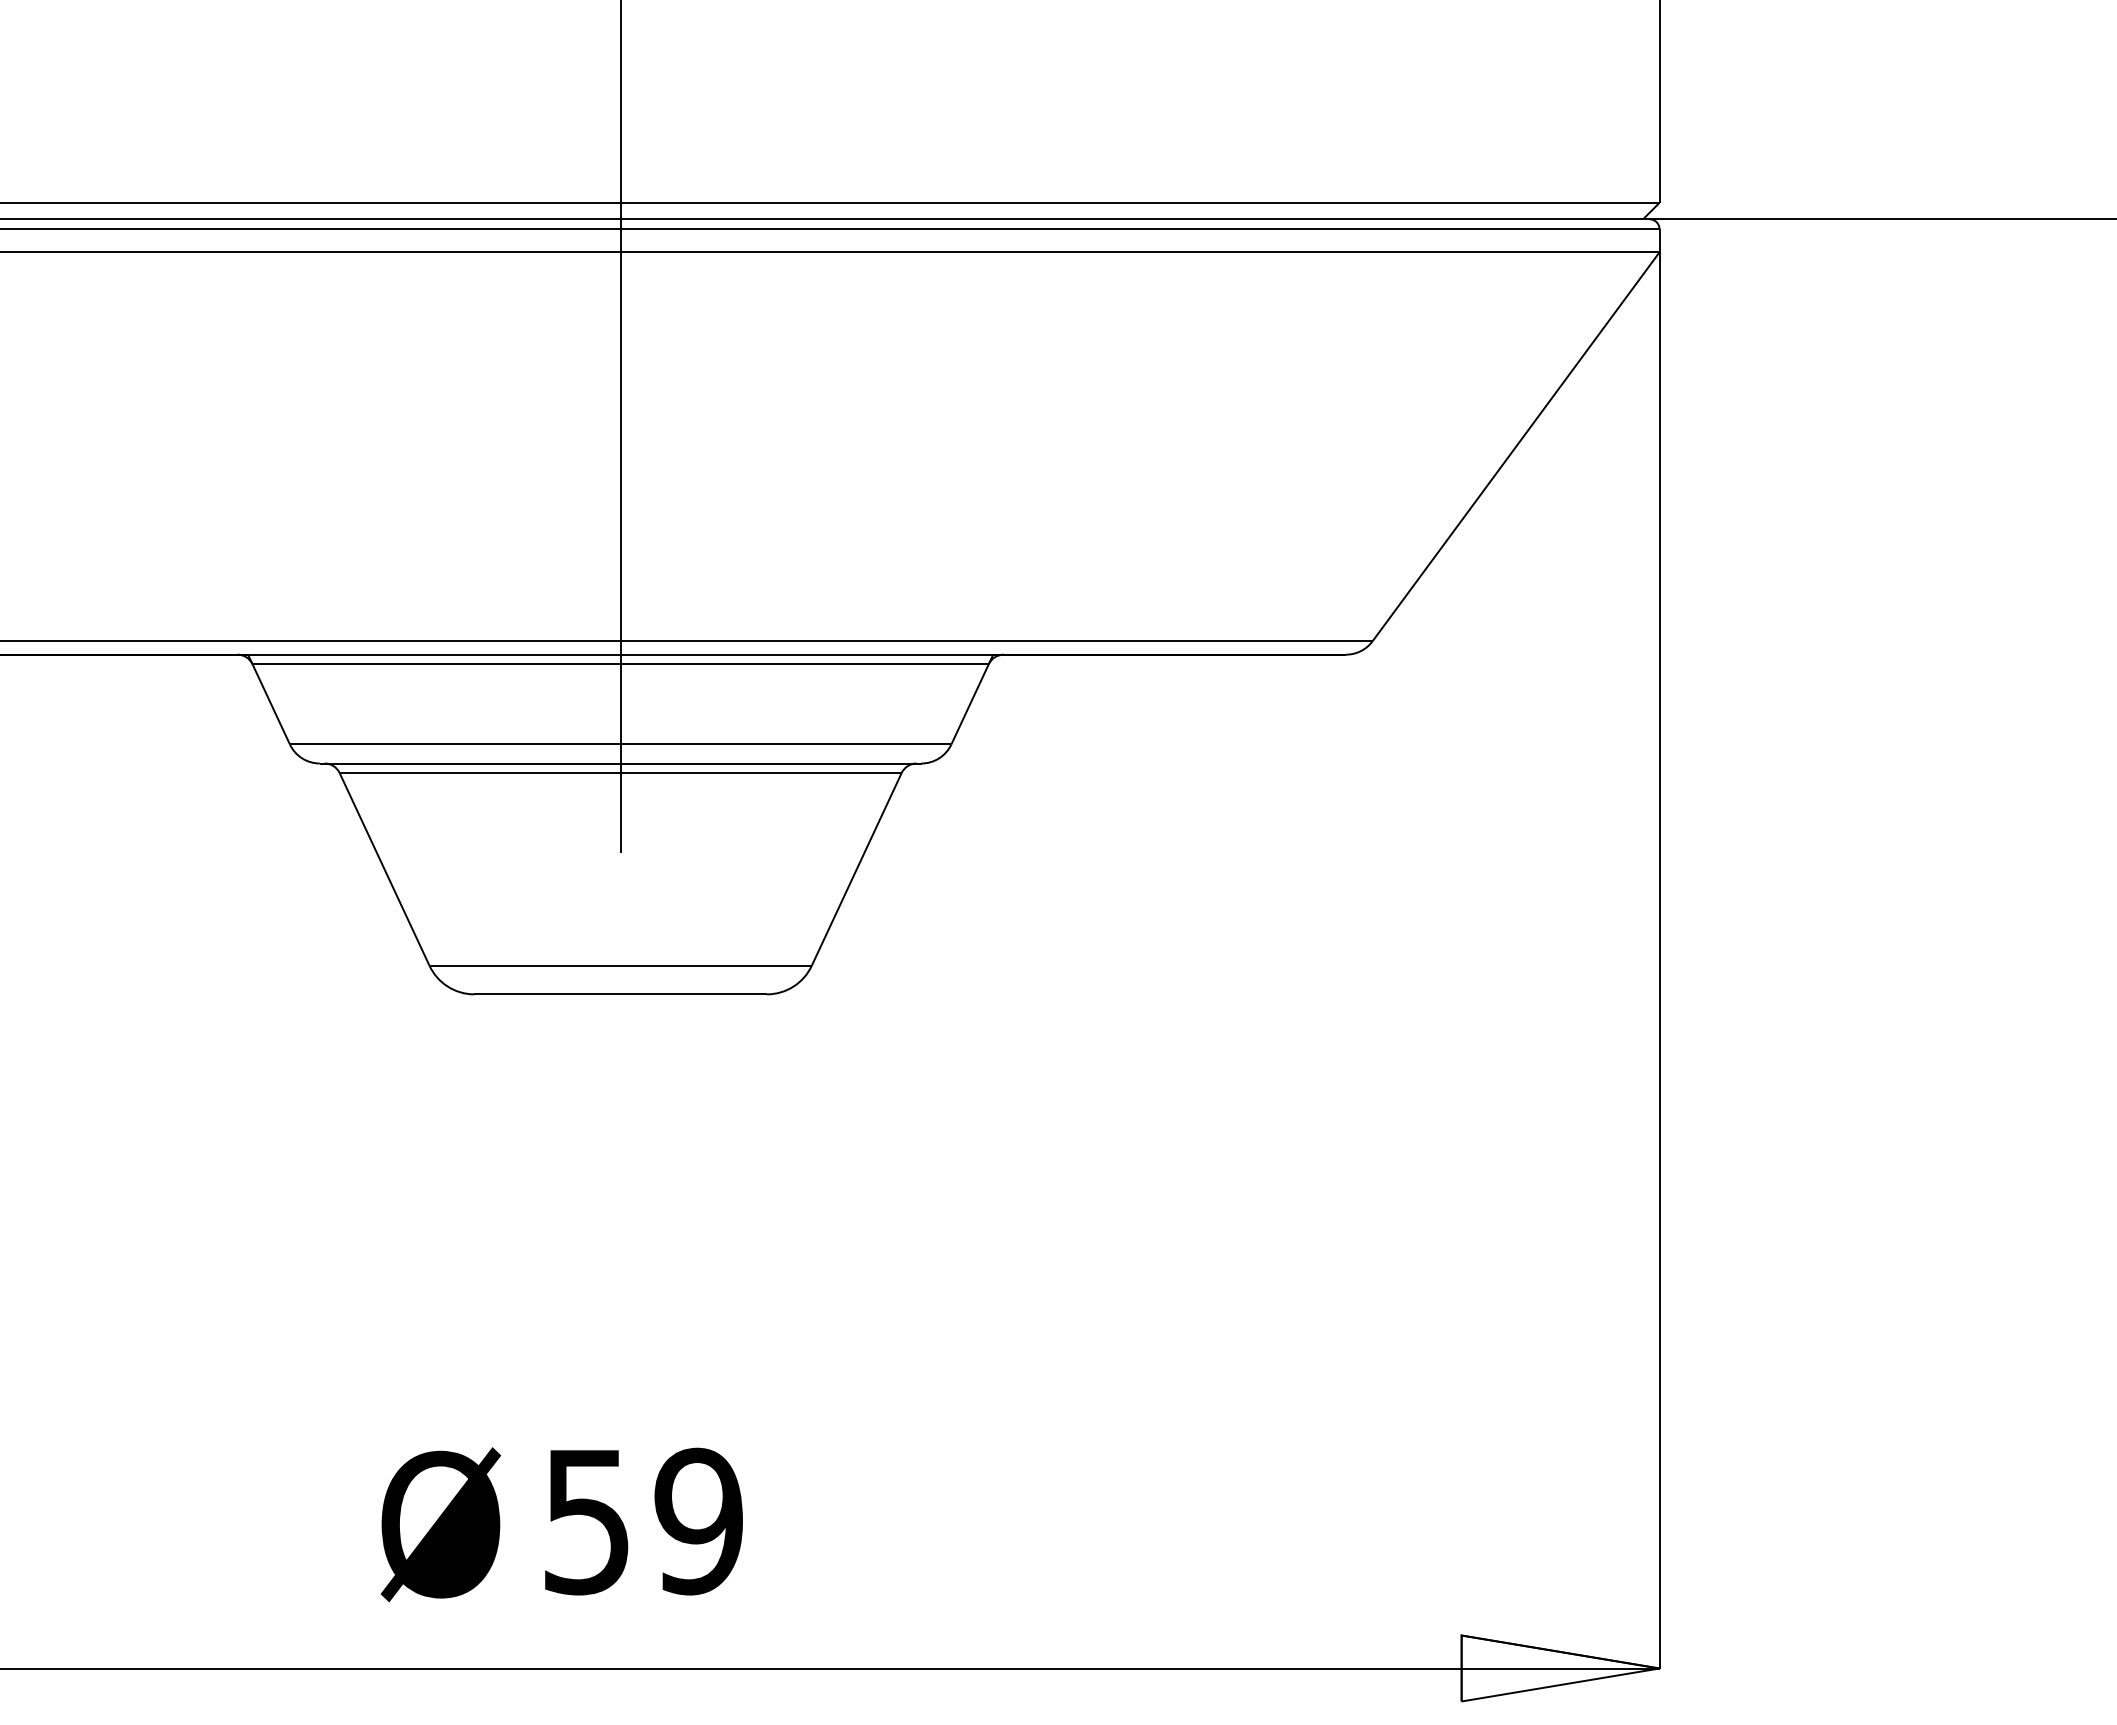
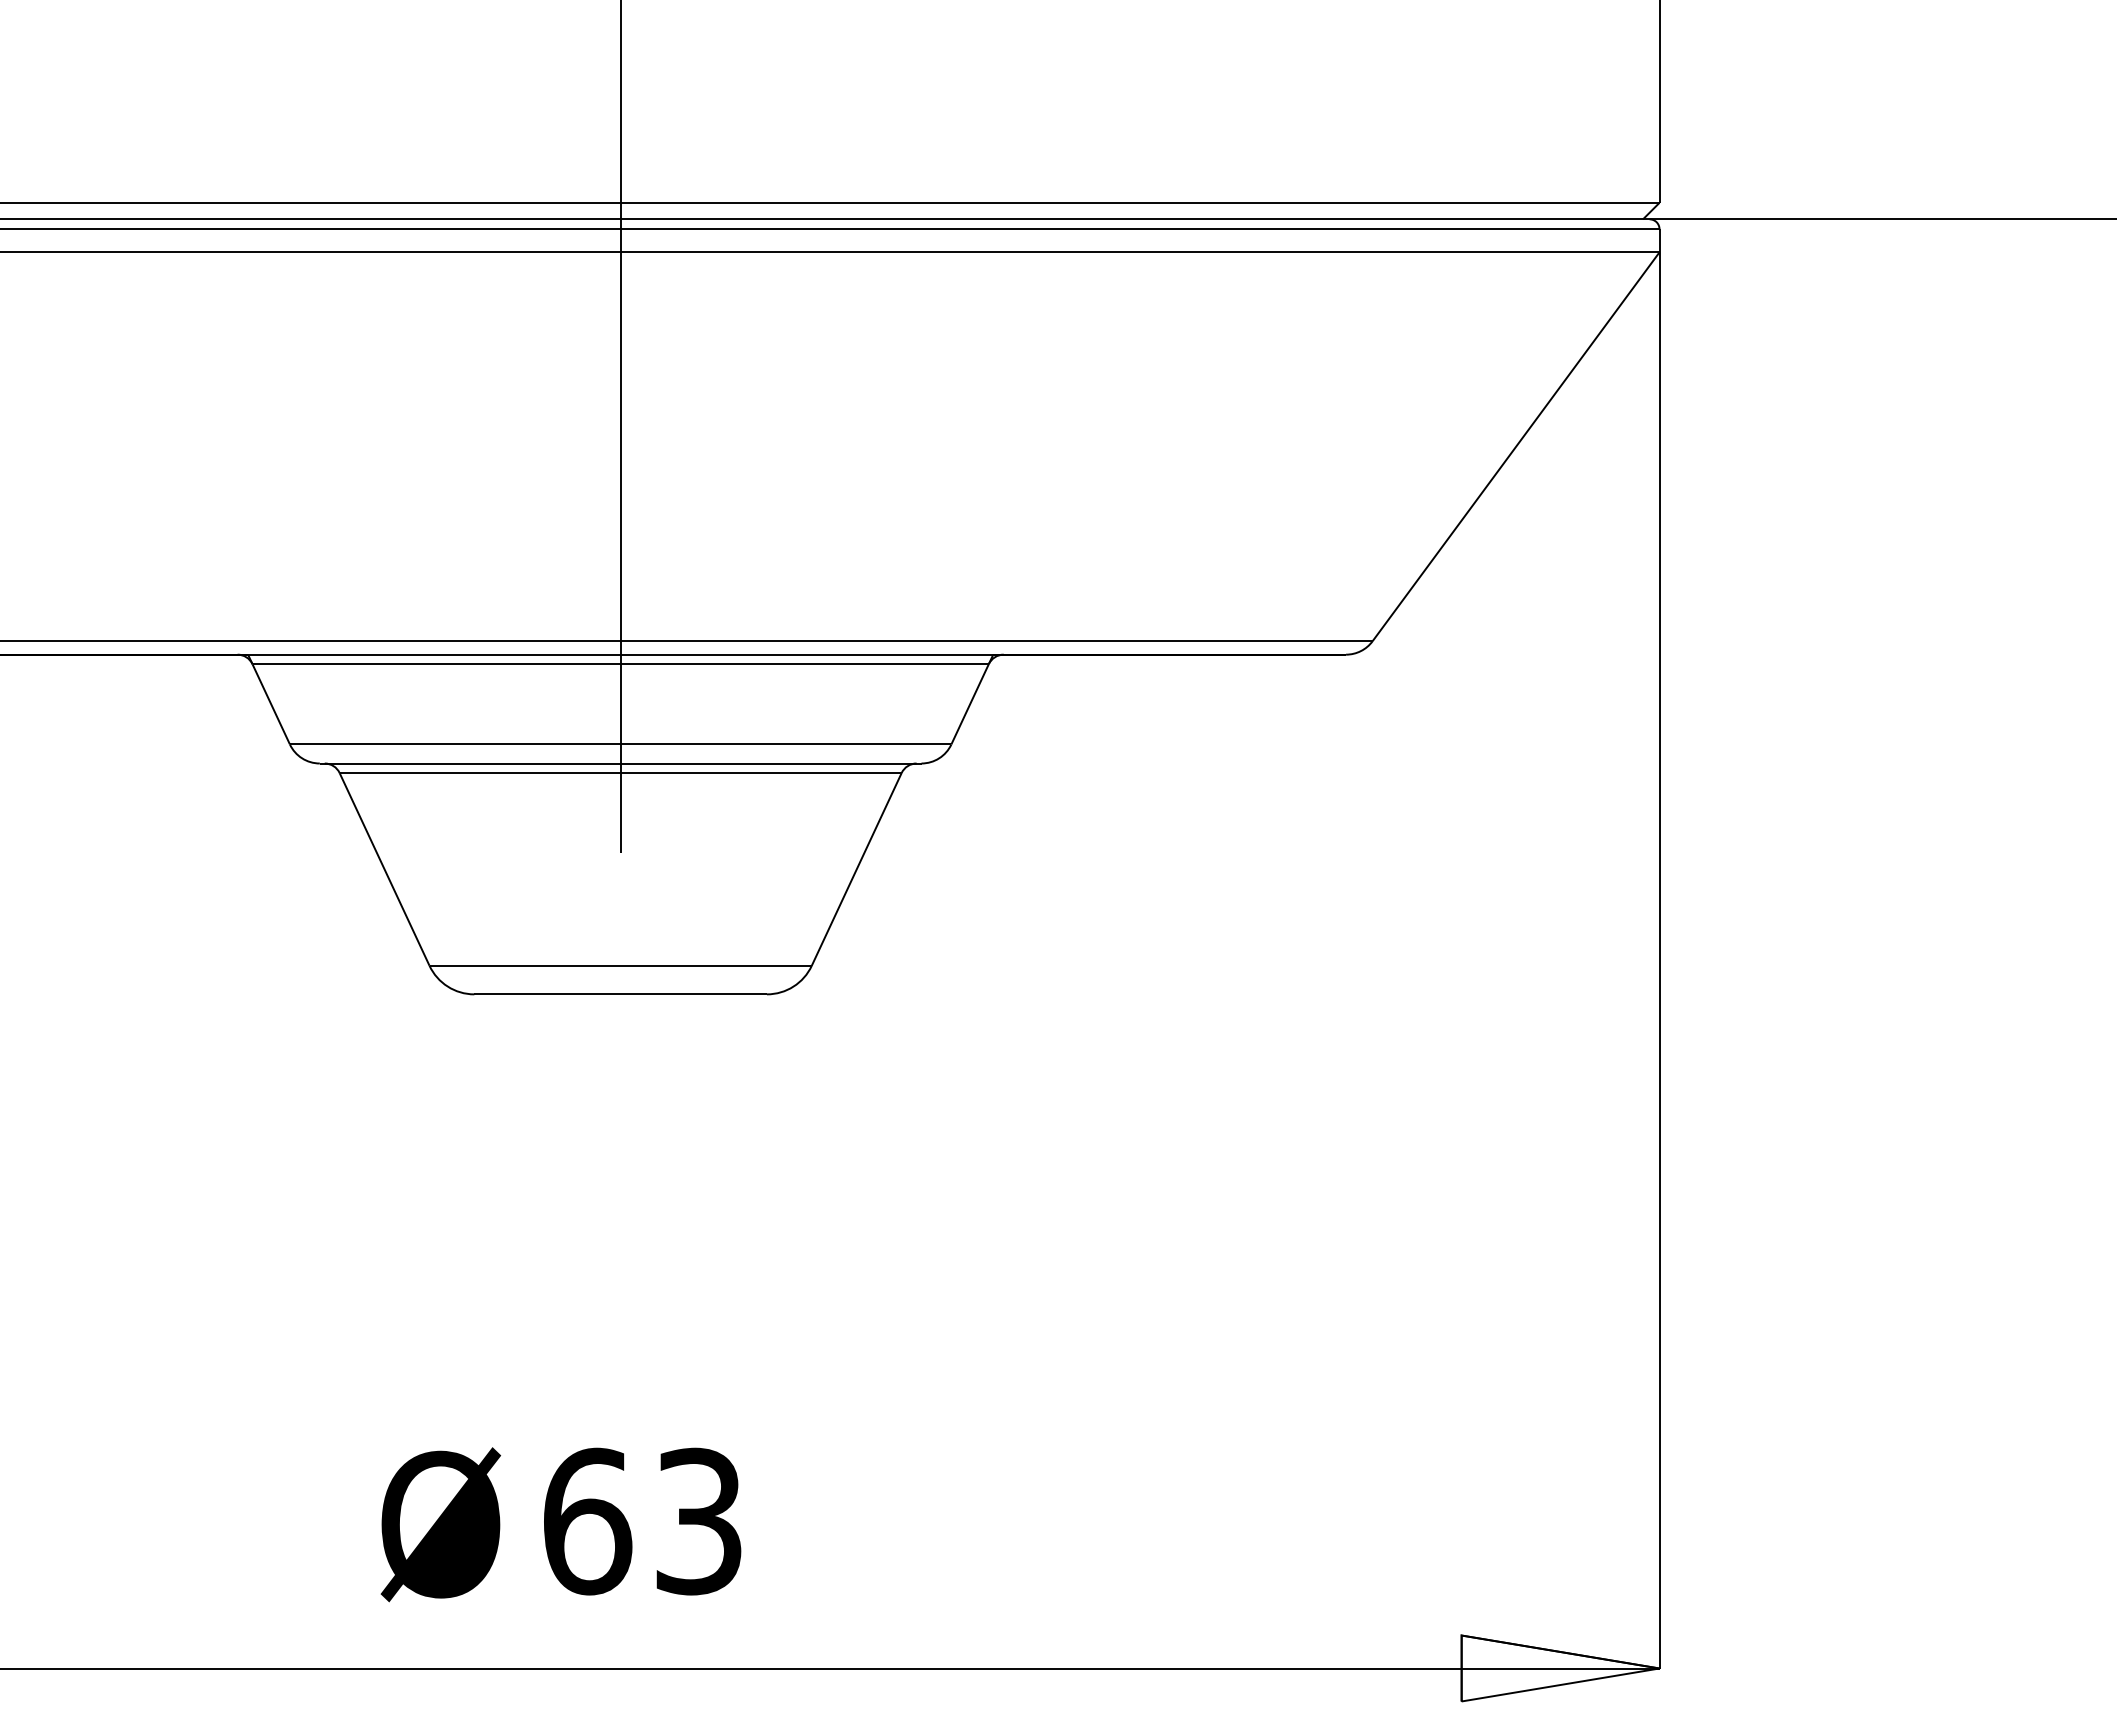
text: 59 -> 63 (643, 1521)
